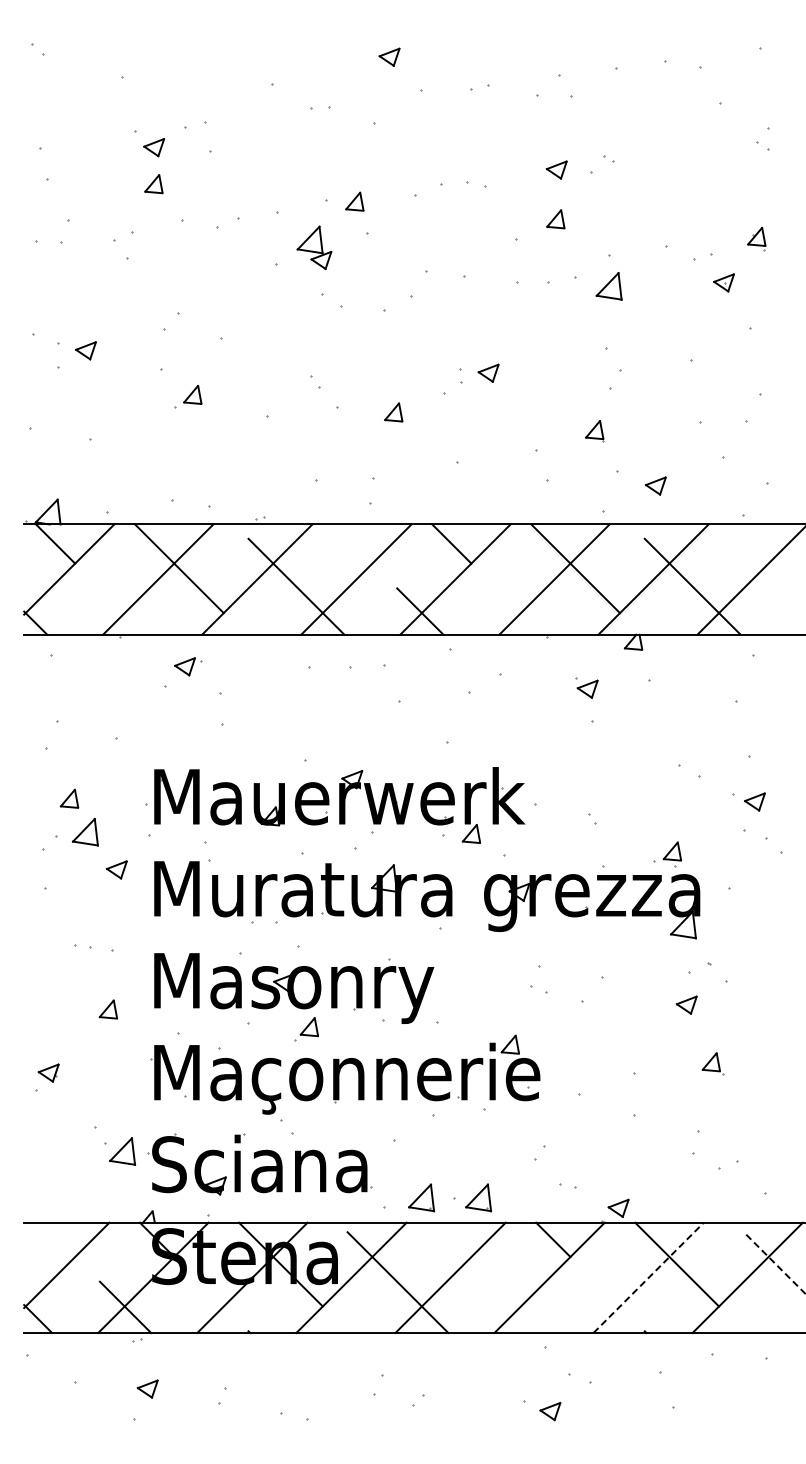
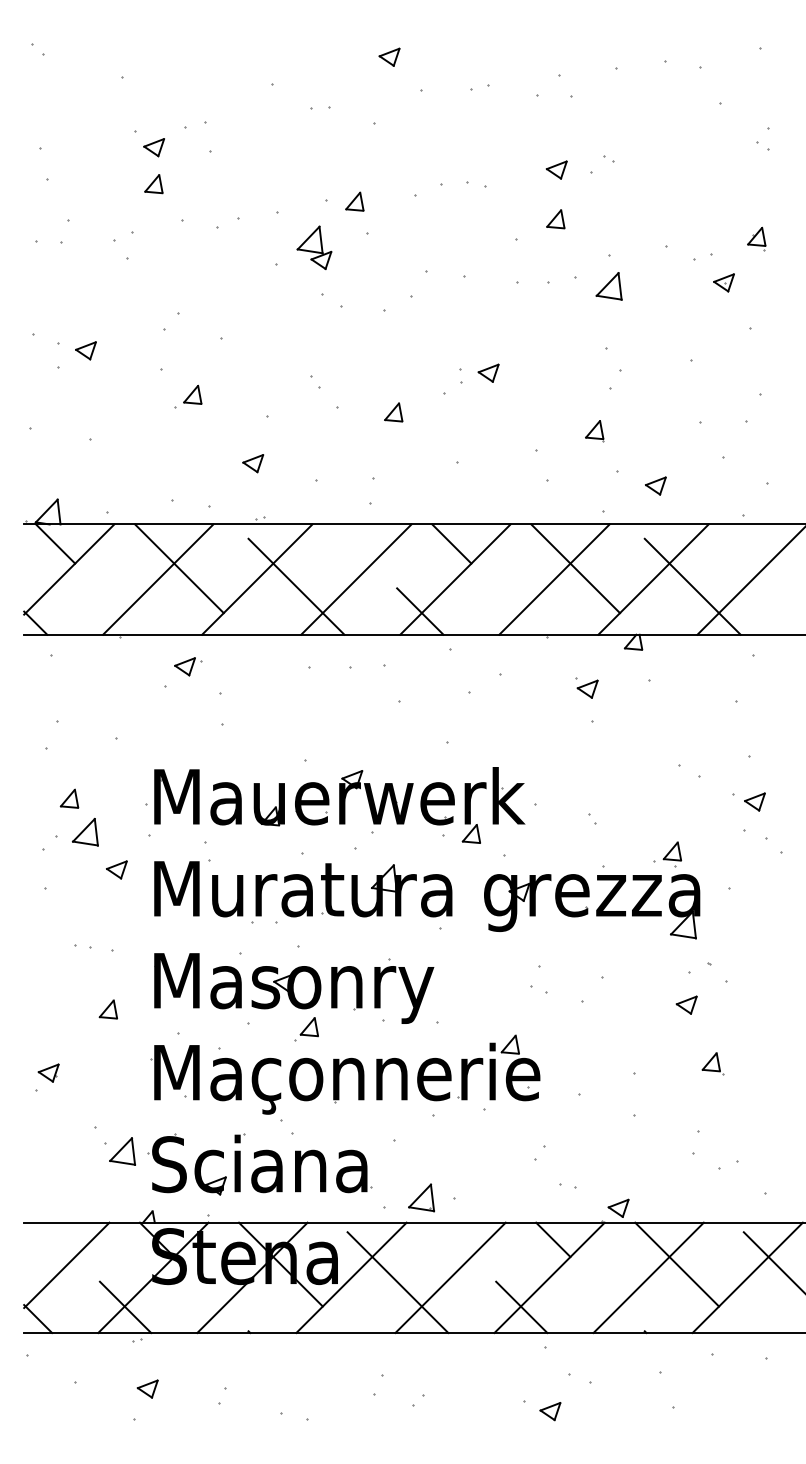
part: none -> present (253, 463)
part: present -> none (478, 1197)
line: dashed -> solid (774, 1263)
line: dashed -> solid (648, 1277)
line: none -> present (521, 1307)
